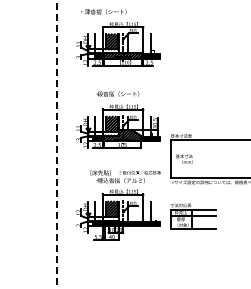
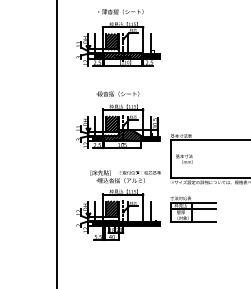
text position: (103, 11) -> (120, 11) (120, 11)
line: dashed -> solid (56, 144)
part position: (193, 216) -> (193, 209) (193, 209)
